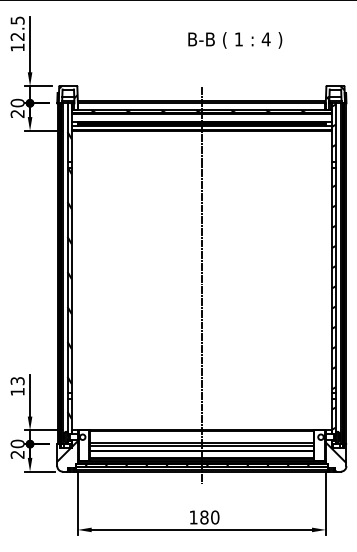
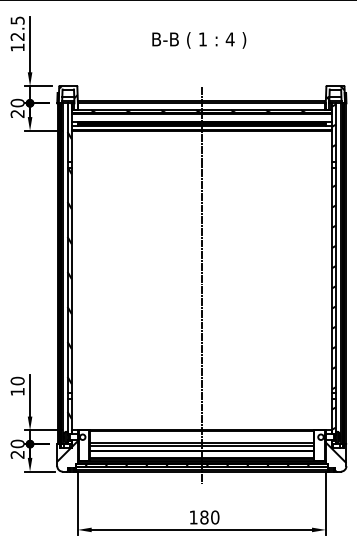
text position: (235, 40) -> (199, 40) (199, 40)
text: 13 -> 10 (17, 380)
